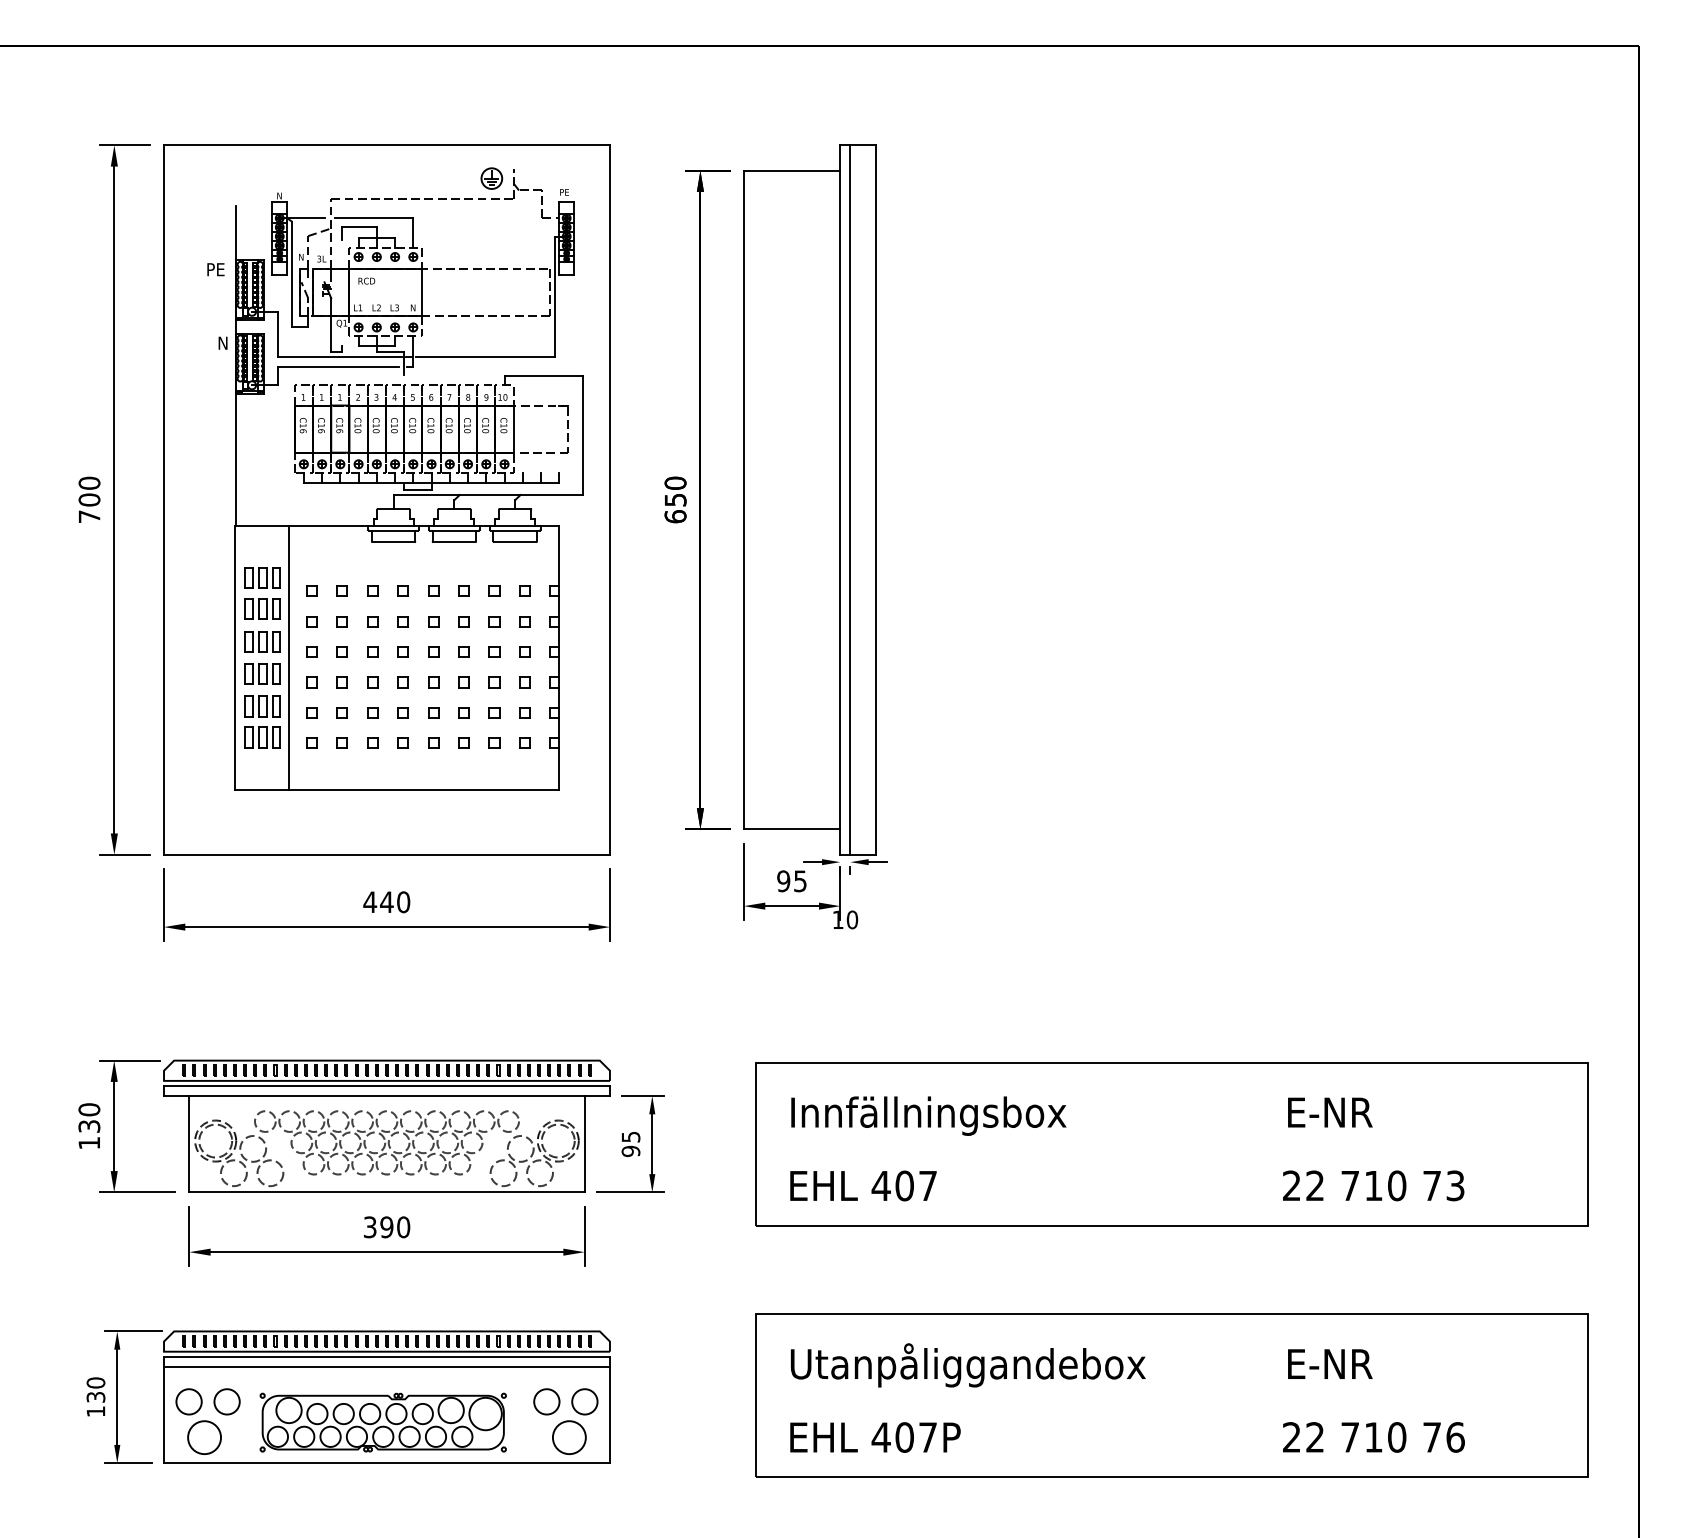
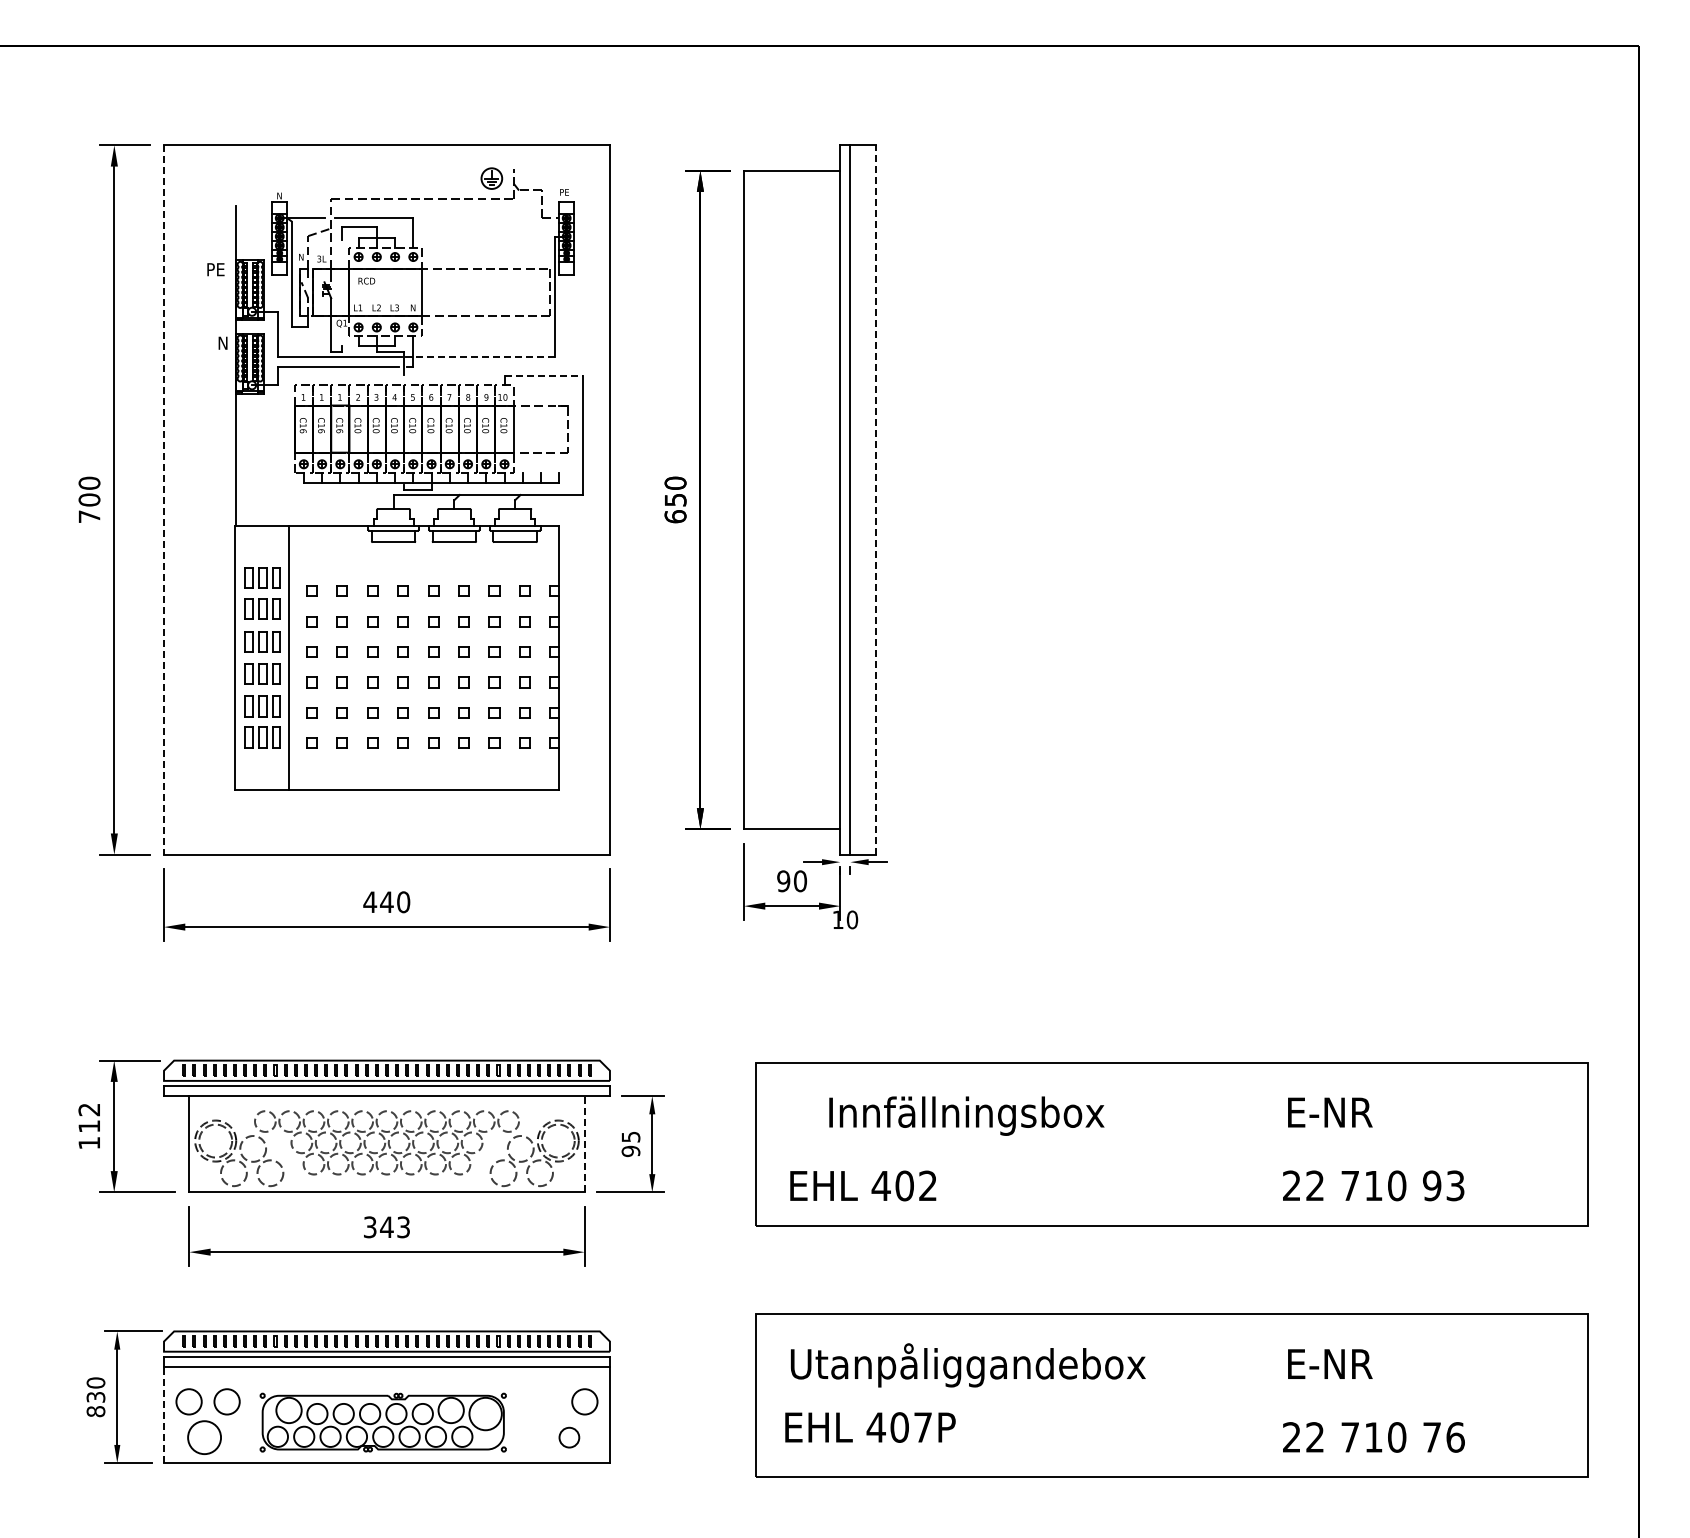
line: solid -> dashed (485, 356)
line: solid -> dashed (544, 375)
line: solid -> dashed (164, 500)
line: solid -> dashed (875, 500)
text: 95 -> 90 (800, 881)
text position: (928, 1115) -> (966, 1115) (966, 1115)
text: 130 -> 112 (89, 1117)
line: solid -> dashed (584, 1143)
text: 407 -> 402 (927, 1185)
text: 73 -> 93 (1432, 1185)
text: 390 -> 343 (395, 1227)
circle: present -> none (546, 1401)
text: 130 -> 830 (95, 1411)
line: solid -> dashed (164, 1414)
circle diameter: 33 px -> 20 px (569, 1437)
text position: (875, 1437) -> (870, 1427) (870, 1427)
